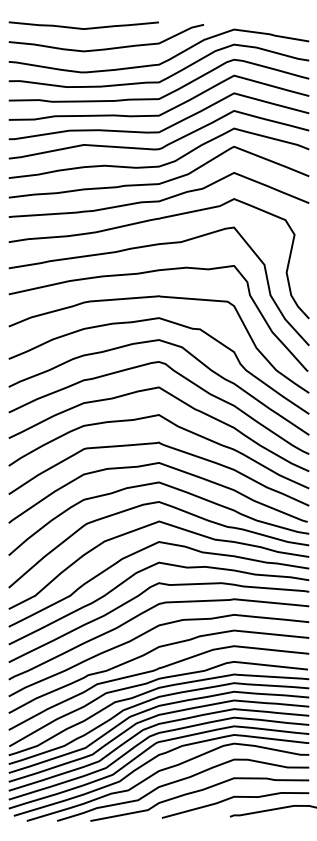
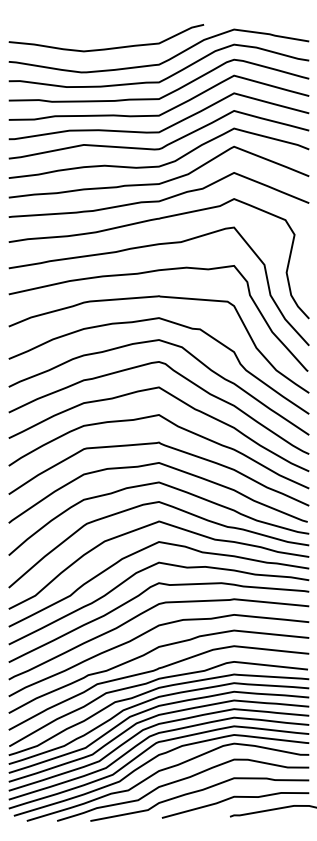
curve: present -> none (81, 27)
